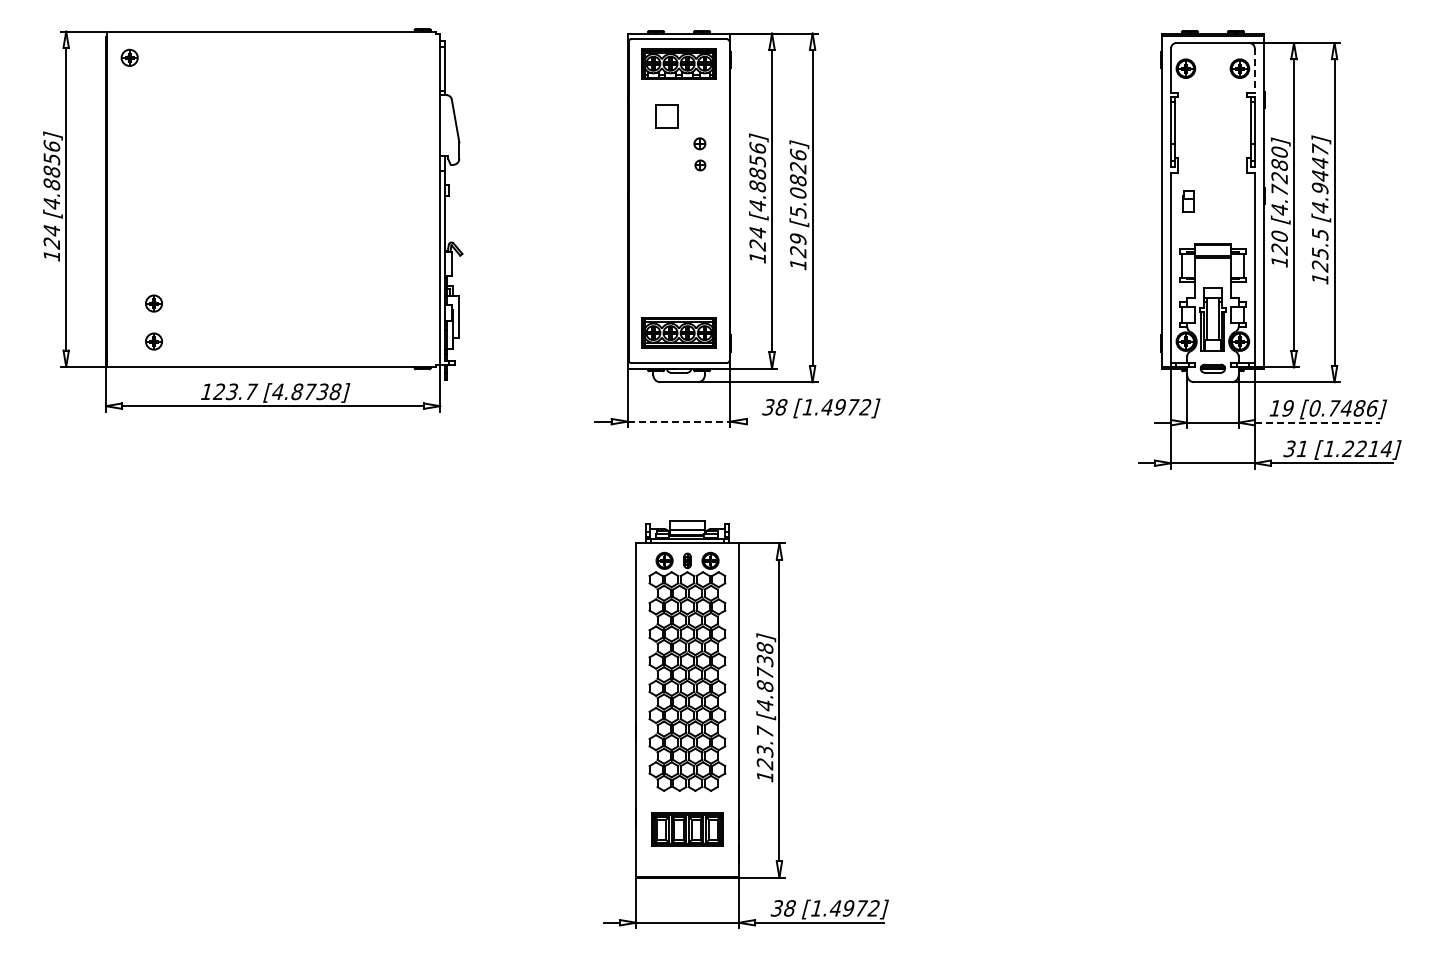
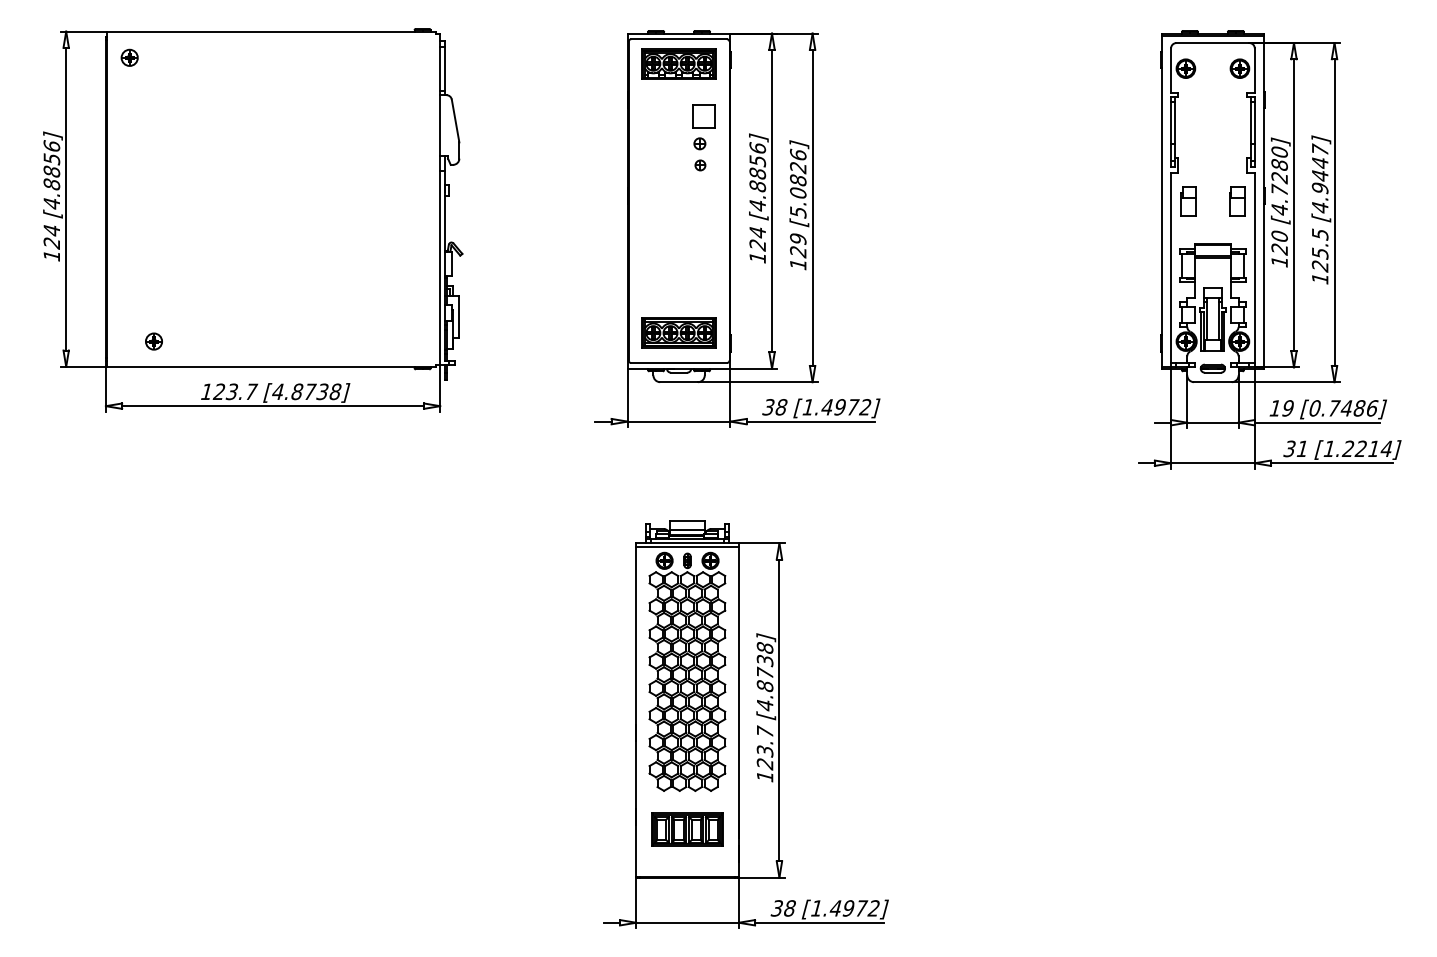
line: dashed -> solid (1254, 71)
part position: (666, 116) -> (703, 116) (703, 116)
part size: 13x23 px -> 17x31 px (1188, 201)
part: none -> present (1237, 201)
part: present -> none (153, 303)
line: dashed -> solid (679, 421)
line: none -> present (810, 421)
line: dashed -> solid (1317, 422)
line: none -> present (687, 547)
